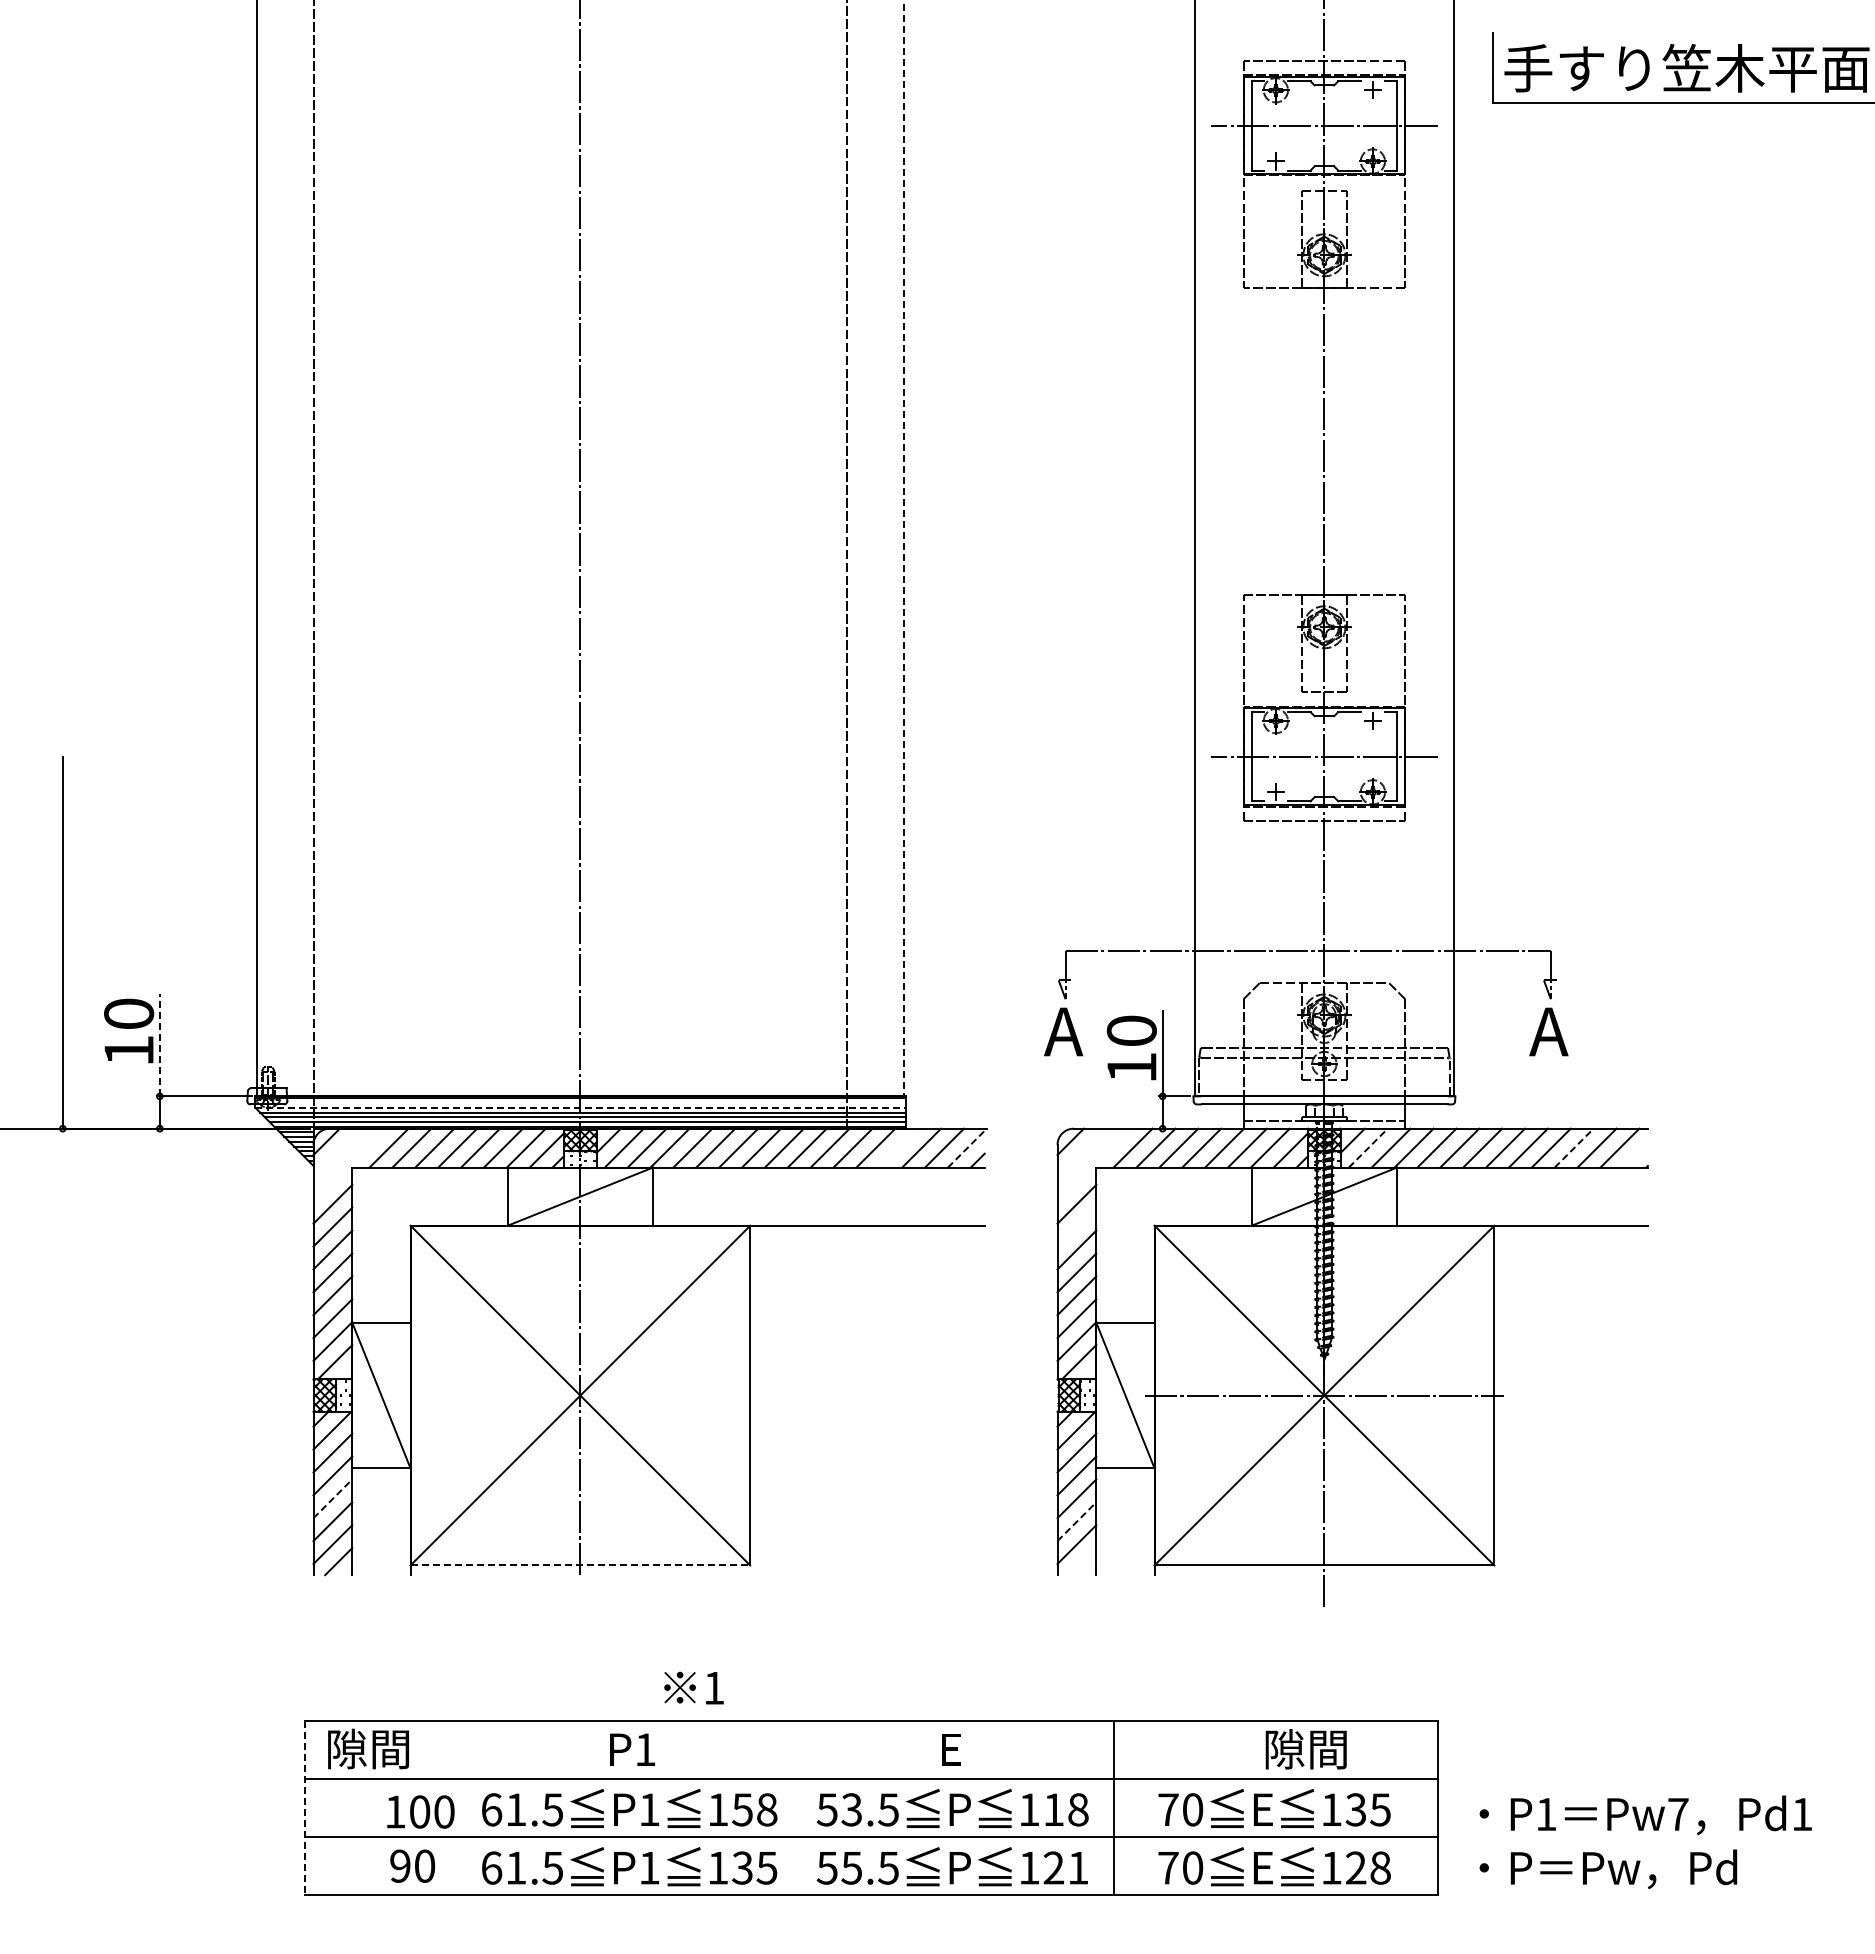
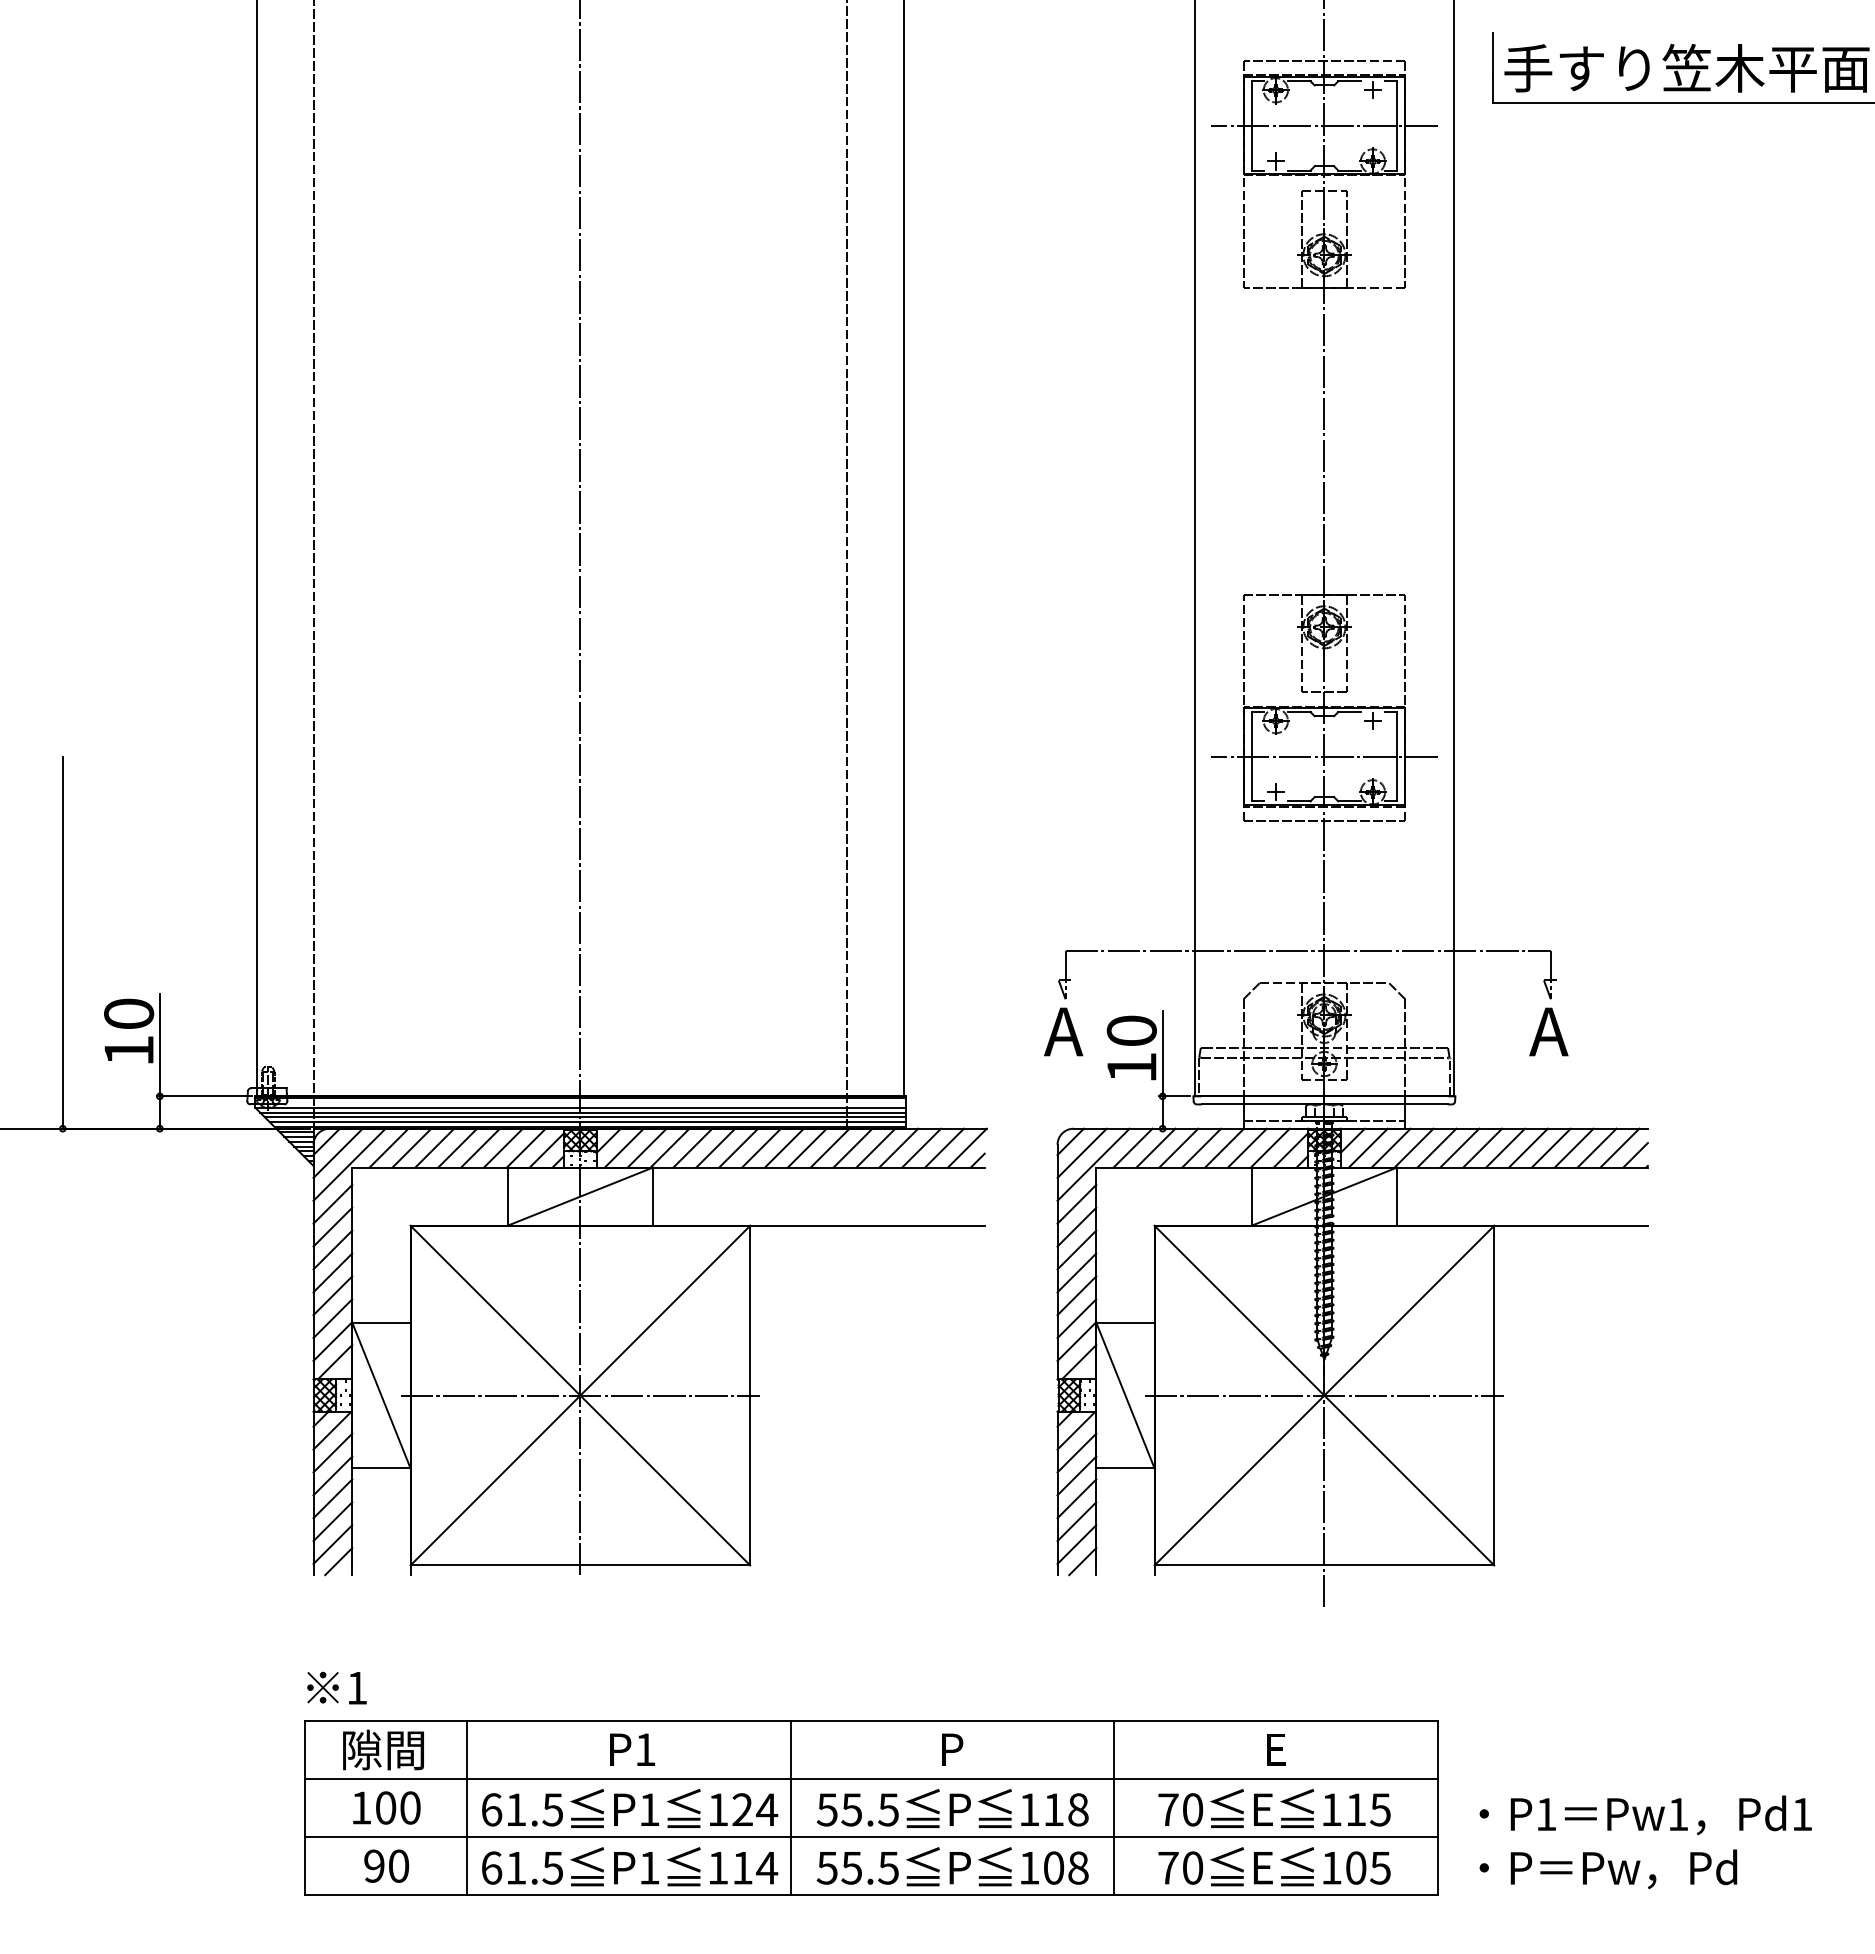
line: dashed -> solid (903, 548)
line: dashed -> solid (159, 1045)
line: dashed -> solid (580, 1107)
line: none -> present (898, 1147)
line: dashed -> solid (967, 1147)
line: dashed -> solid (1368, 1147)
line: dashed -> solid (1574, 1147)
line: none -> present (337, 1152)
line: none -> present (1081, 1152)
line: none -> present (1635, 1155)
line: none -> present (349, 1164)
line: none -> present (1093, 1164)
line: none -> present (1076, 1226)
line: none -> present (579, 1395)
line: dashed -> solid (333, 1498)
line: dashed -> solid (1077, 1521)
line: none -> present (1082, 1561)
line: dashed -> solid (580, 1565)
text position: (693, 1687) -> (336, 1687) (336, 1687)
text position: (368, 1748) -> (383, 1749) (383, 1749)
text: E -> P (952, 1749)
text: 隙間 -> E (1305, 1749)
line: none -> present (467, 1807)
line: none -> present (790, 1807)
line: dashed -> solid (305, 1808)
text: 158 -> 124 (755, 1809)
text: 53.5 -> 55.5 (851, 1809)
text: 135 -> 115 (1355, 1809)
text position: (420, 1811) -> (386, 1807) (386, 1807)
text: Pw7 -> Pw1 (1678, 1814)
text position: (412, 1865) -> (386, 1865) (386, 1865)
text: 135 -> 114 (755, 1867)
text: 121 -> 108 (1065, 1867)
text: 128 -> 105 (1368, 1867)
